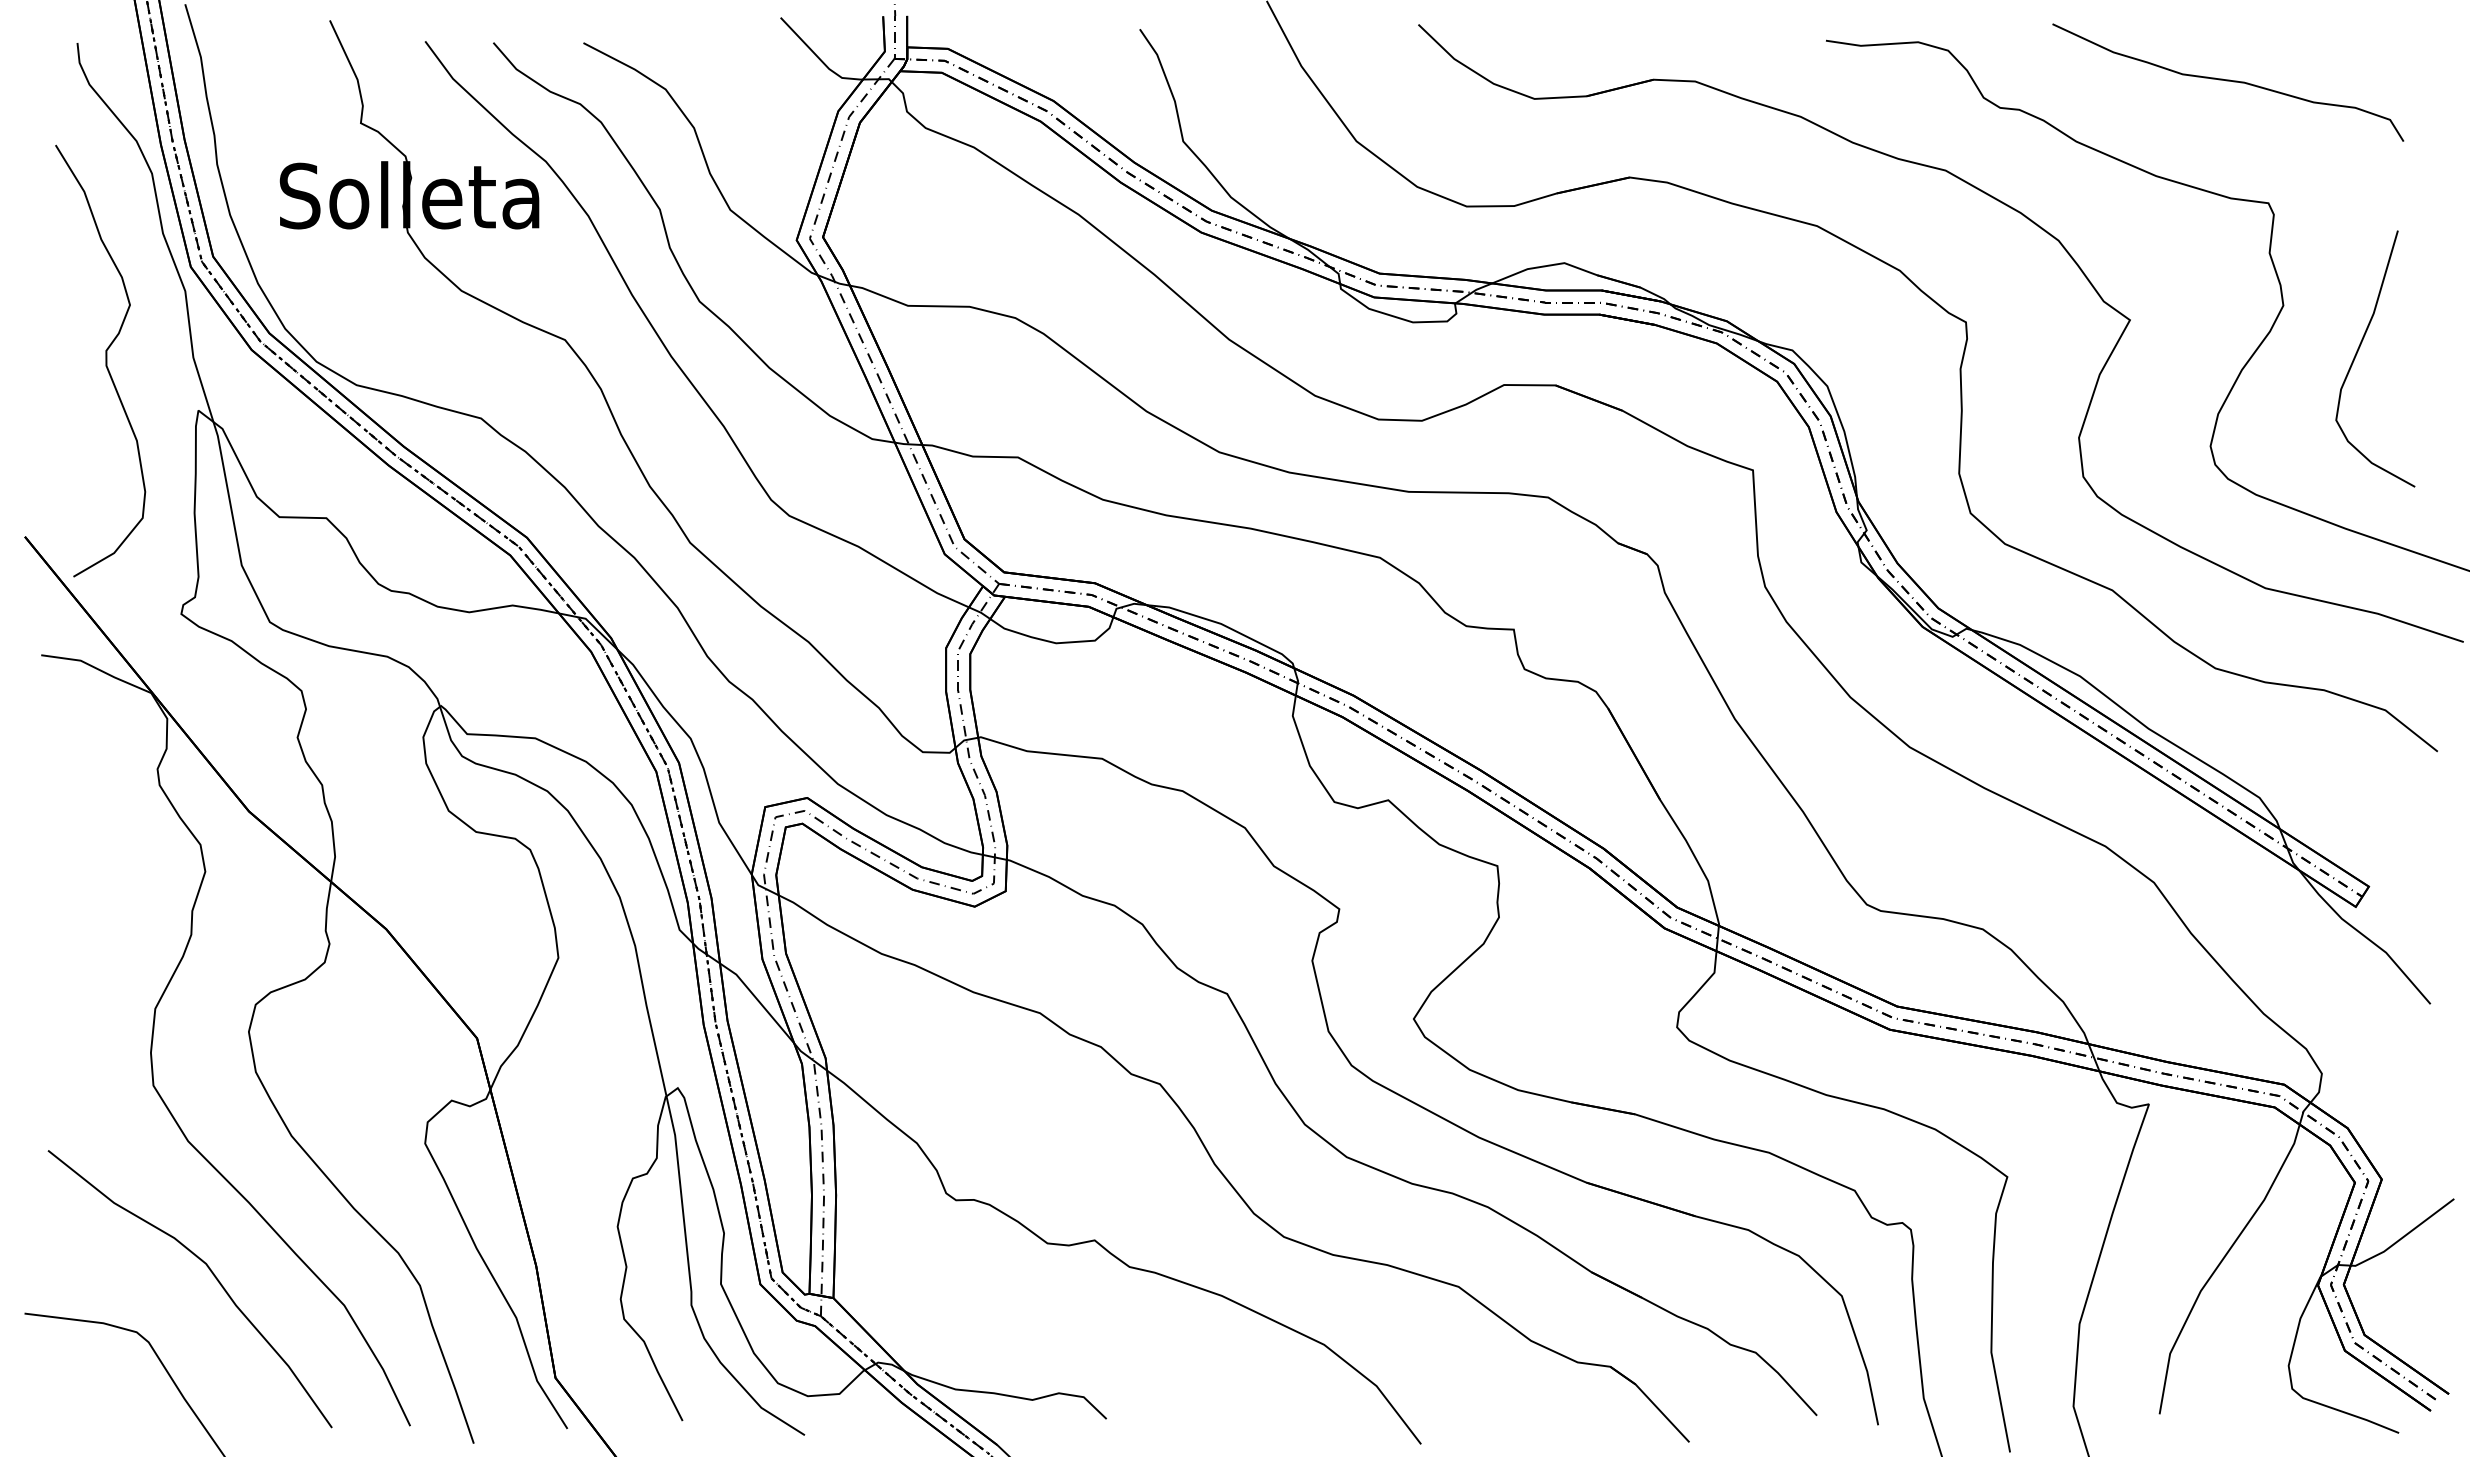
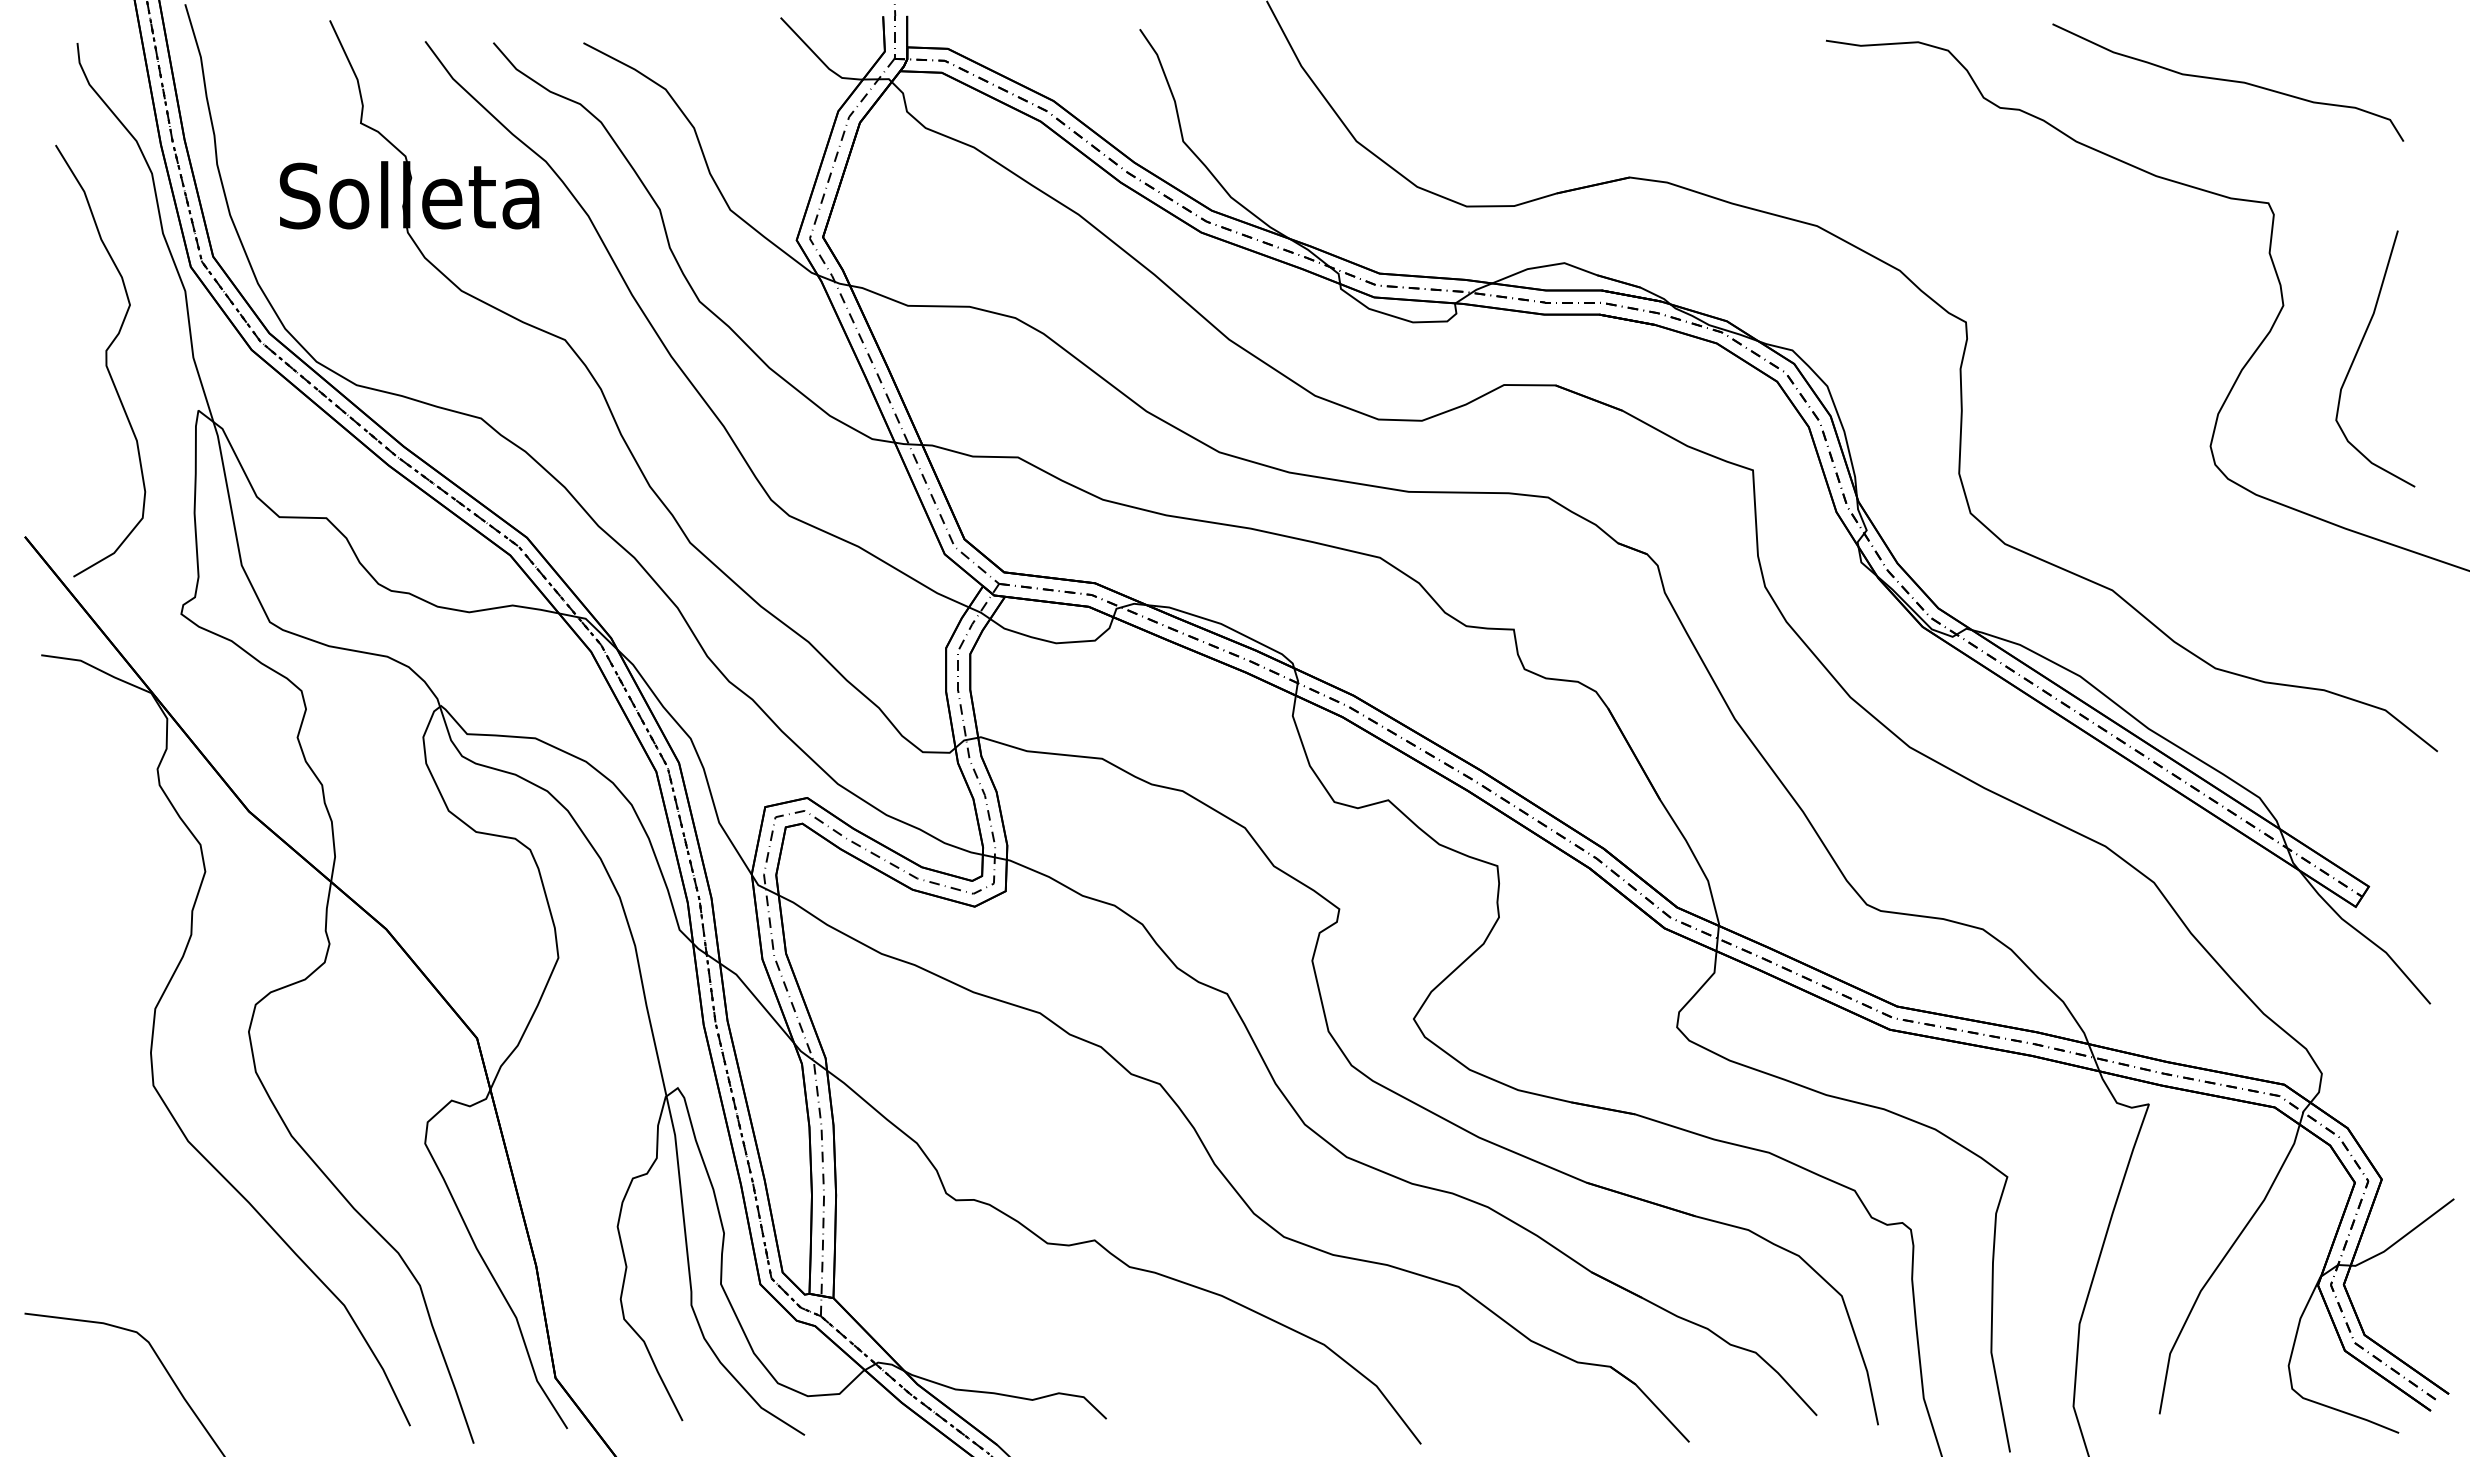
part: present -> none (2008, 207)
curve: present -> none (211, 1273)
